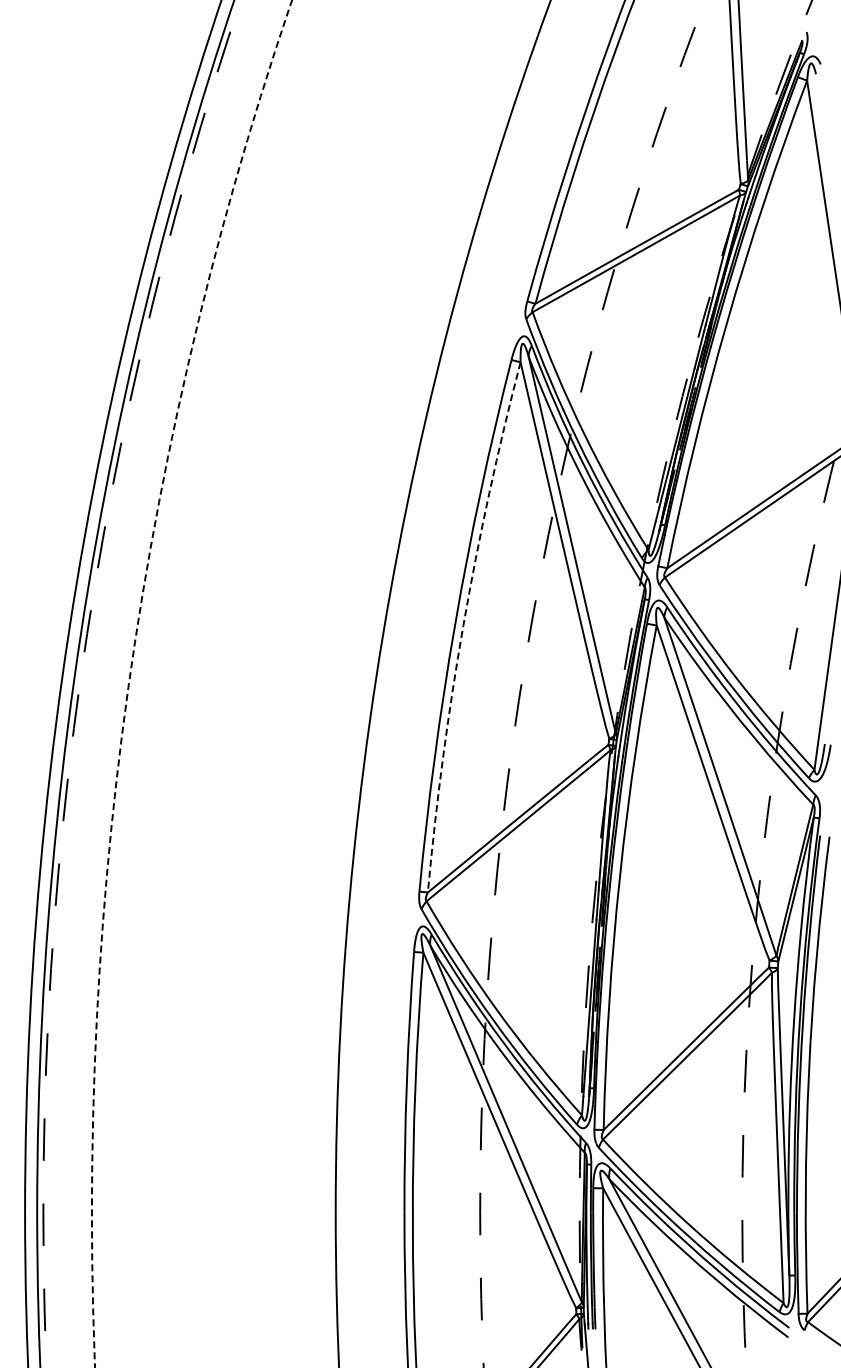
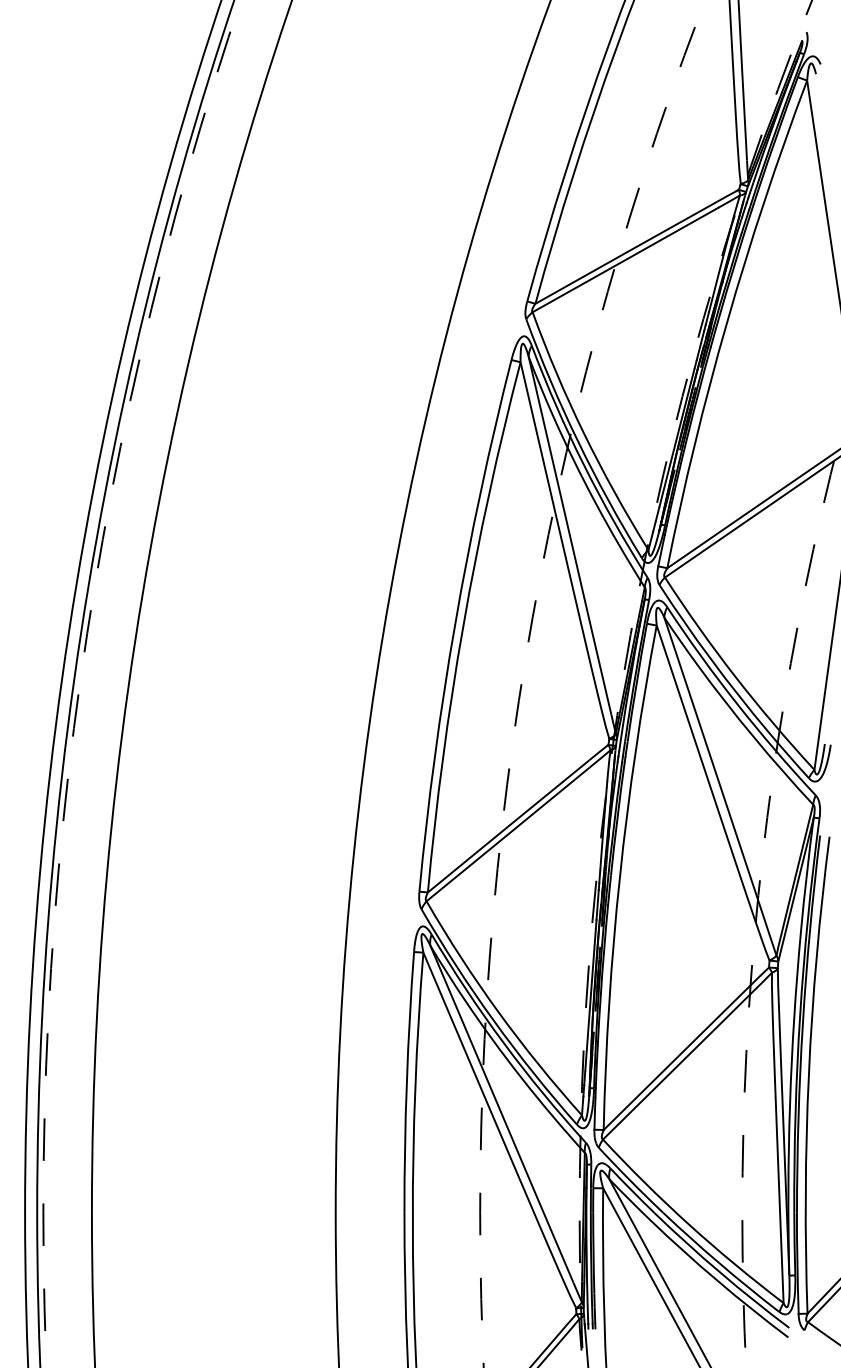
arc: dashed -> solid (463, 625)
circle: dashed -> solid (191, 683)
